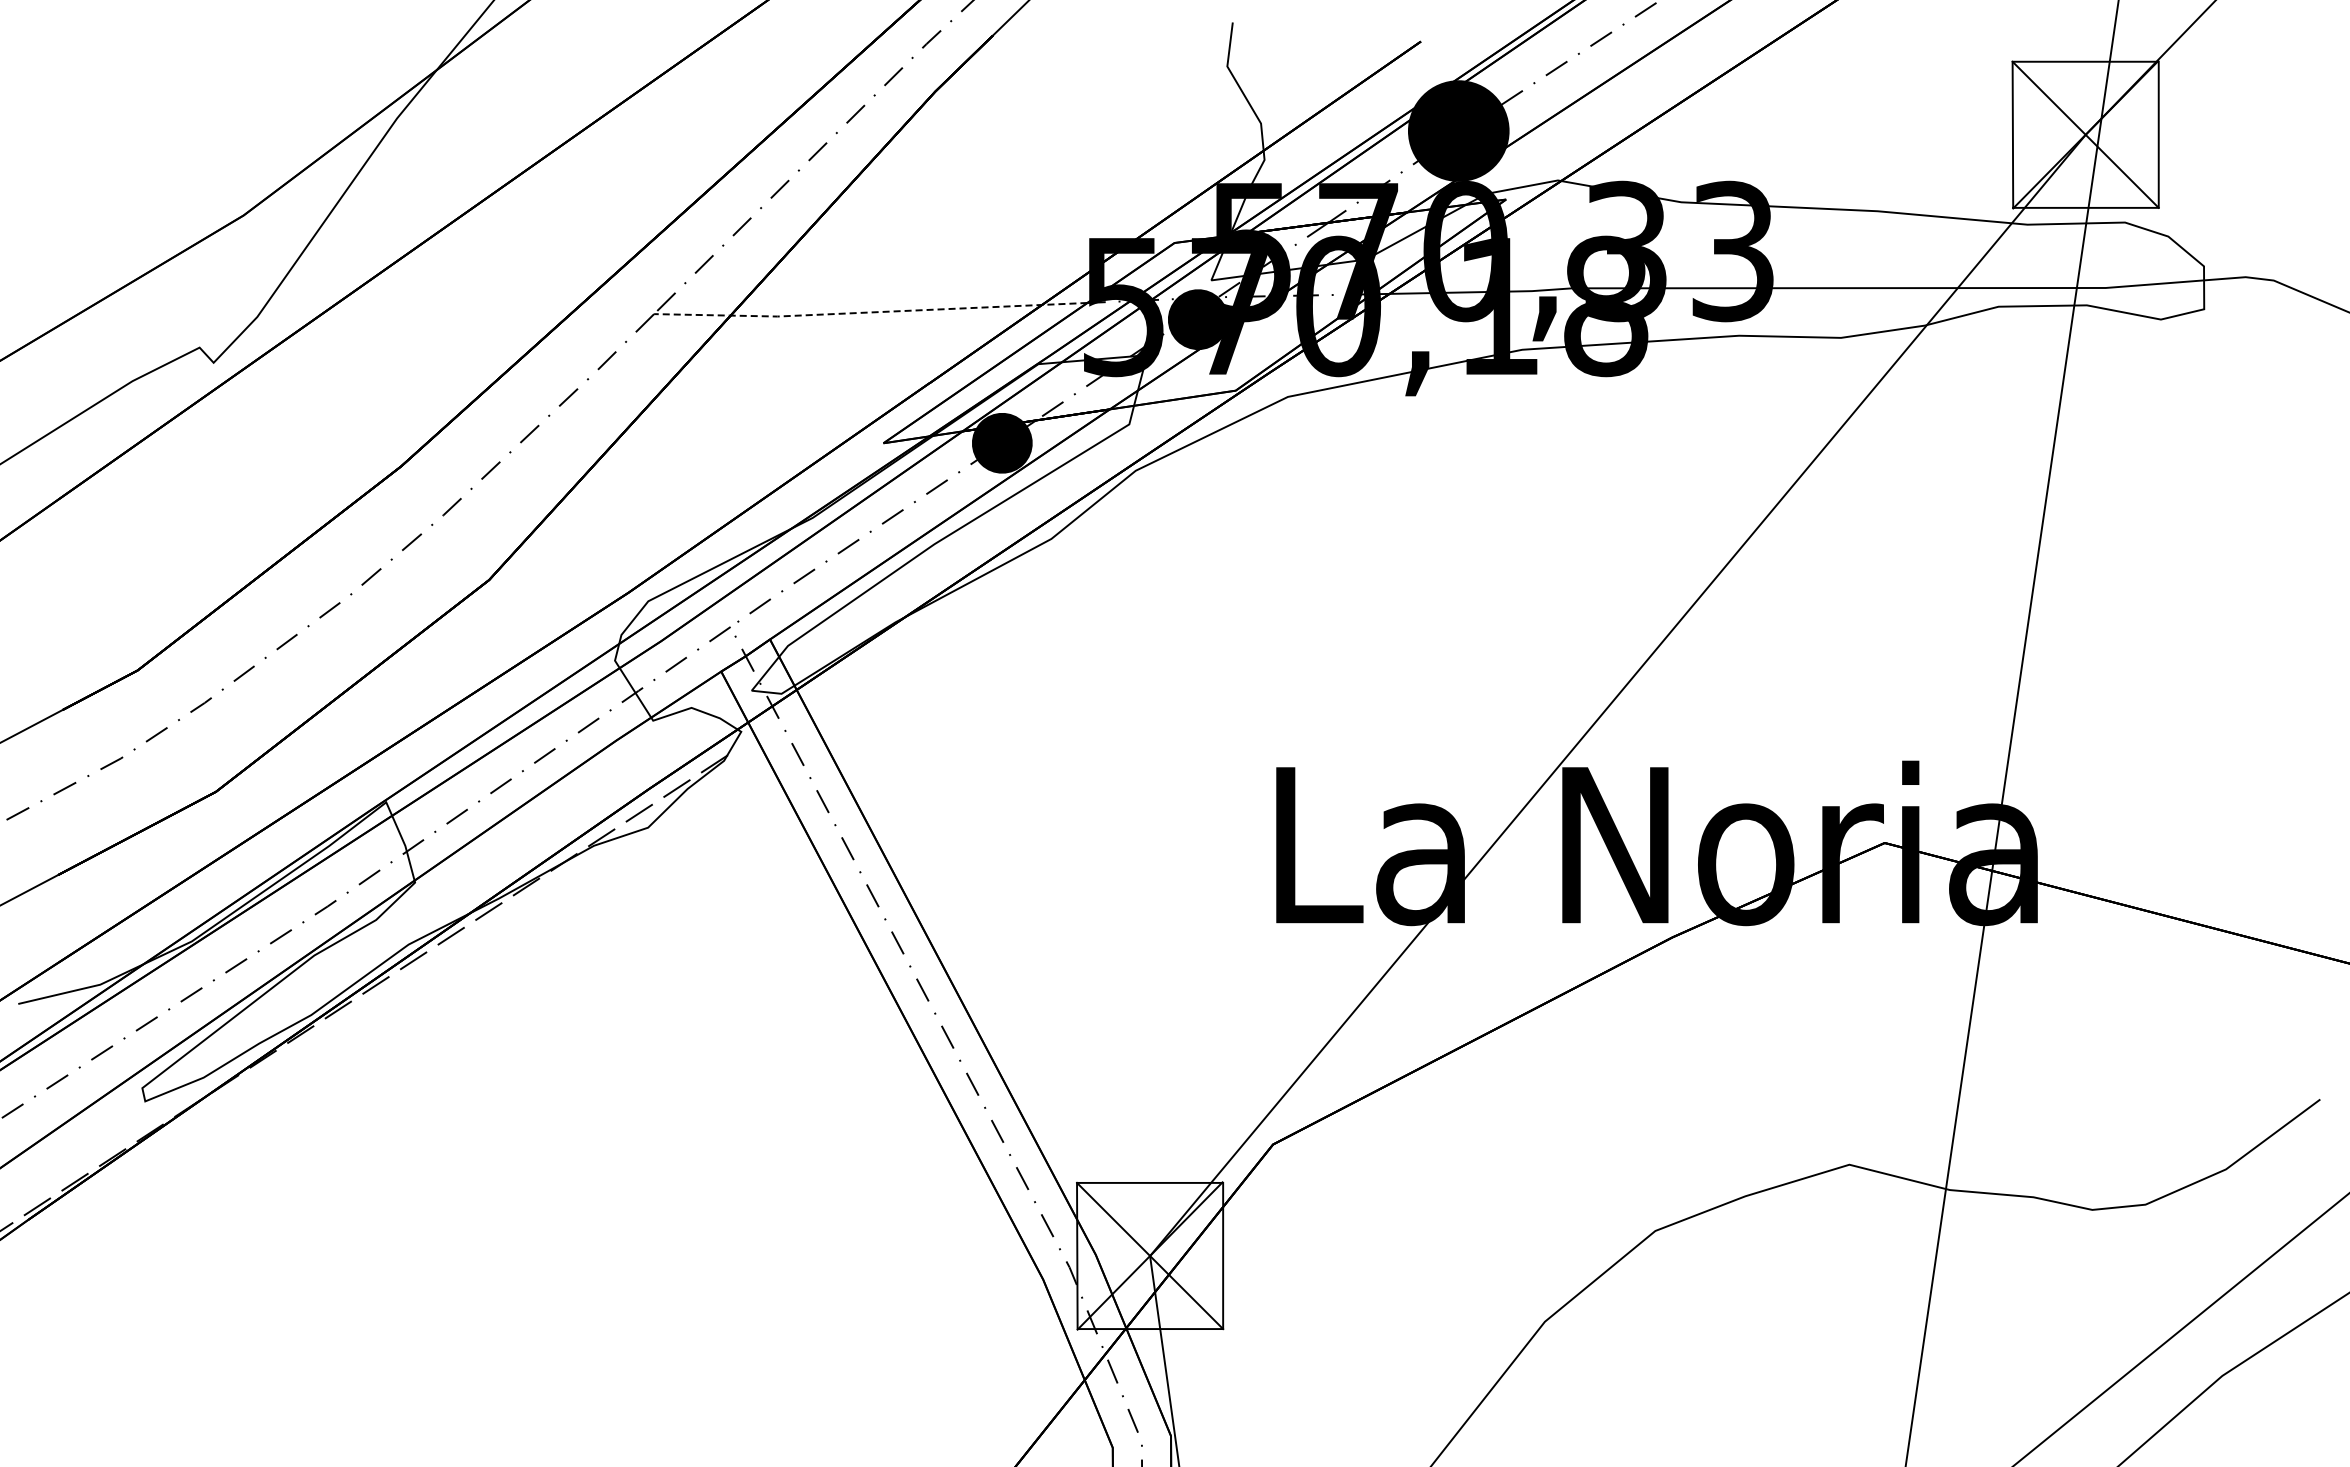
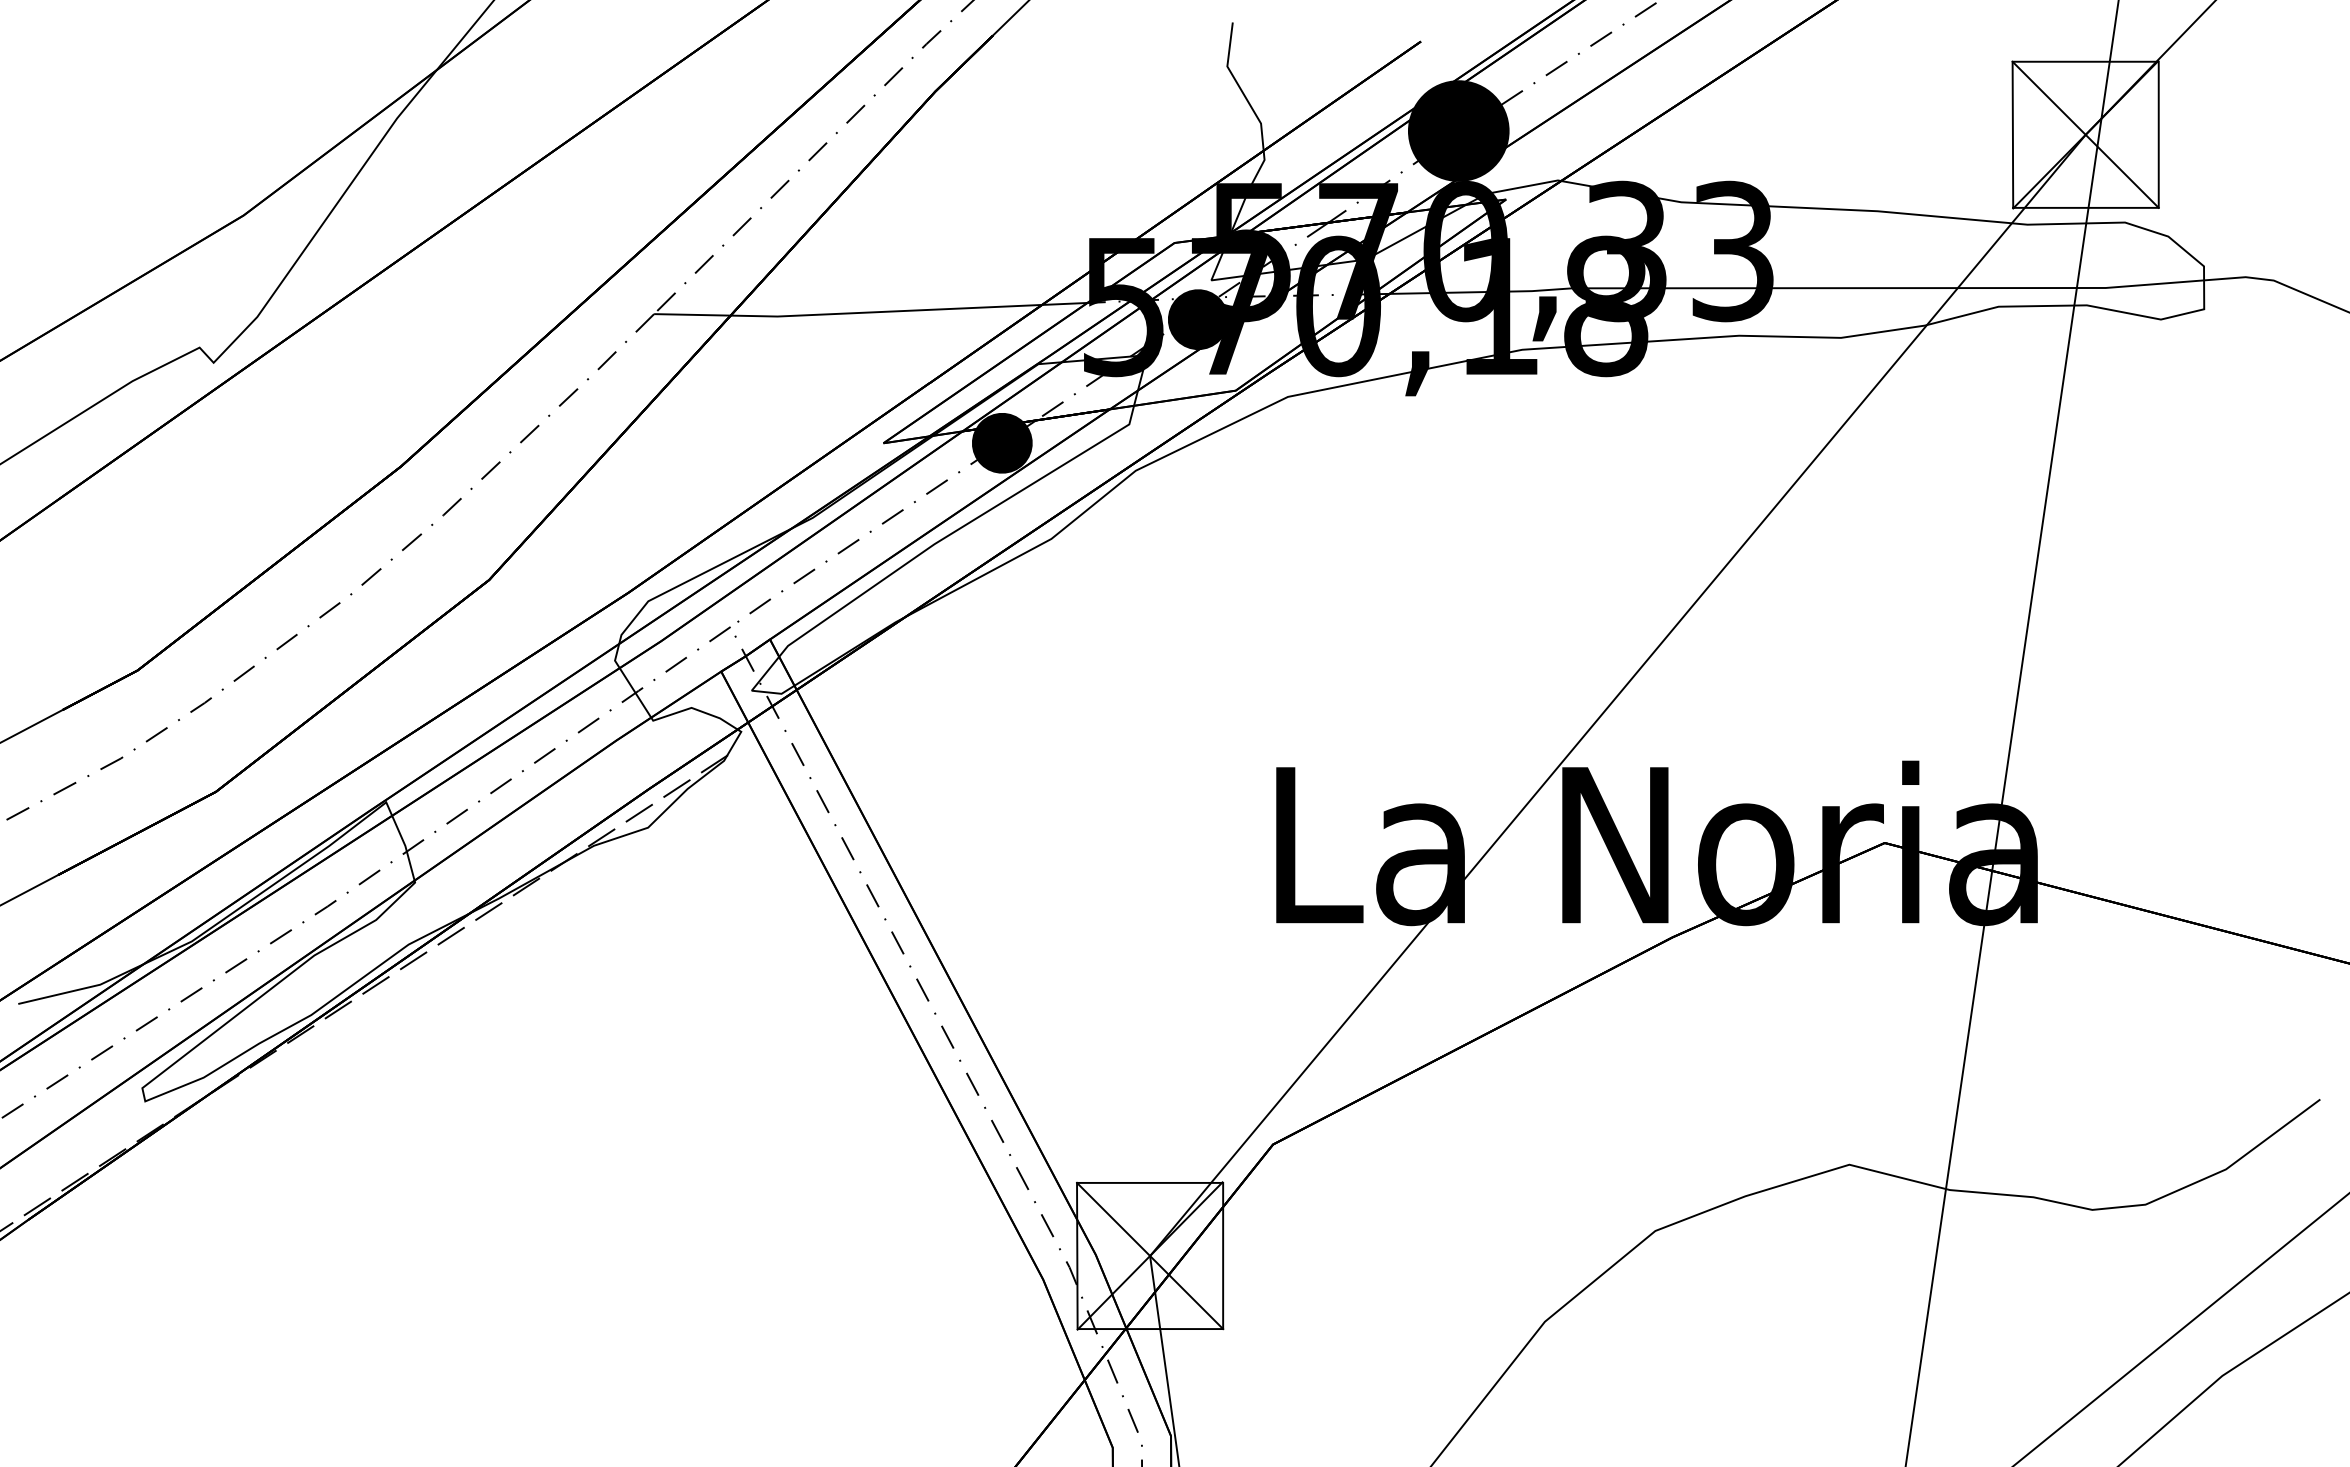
line: dashed -> solid (870, 312)
